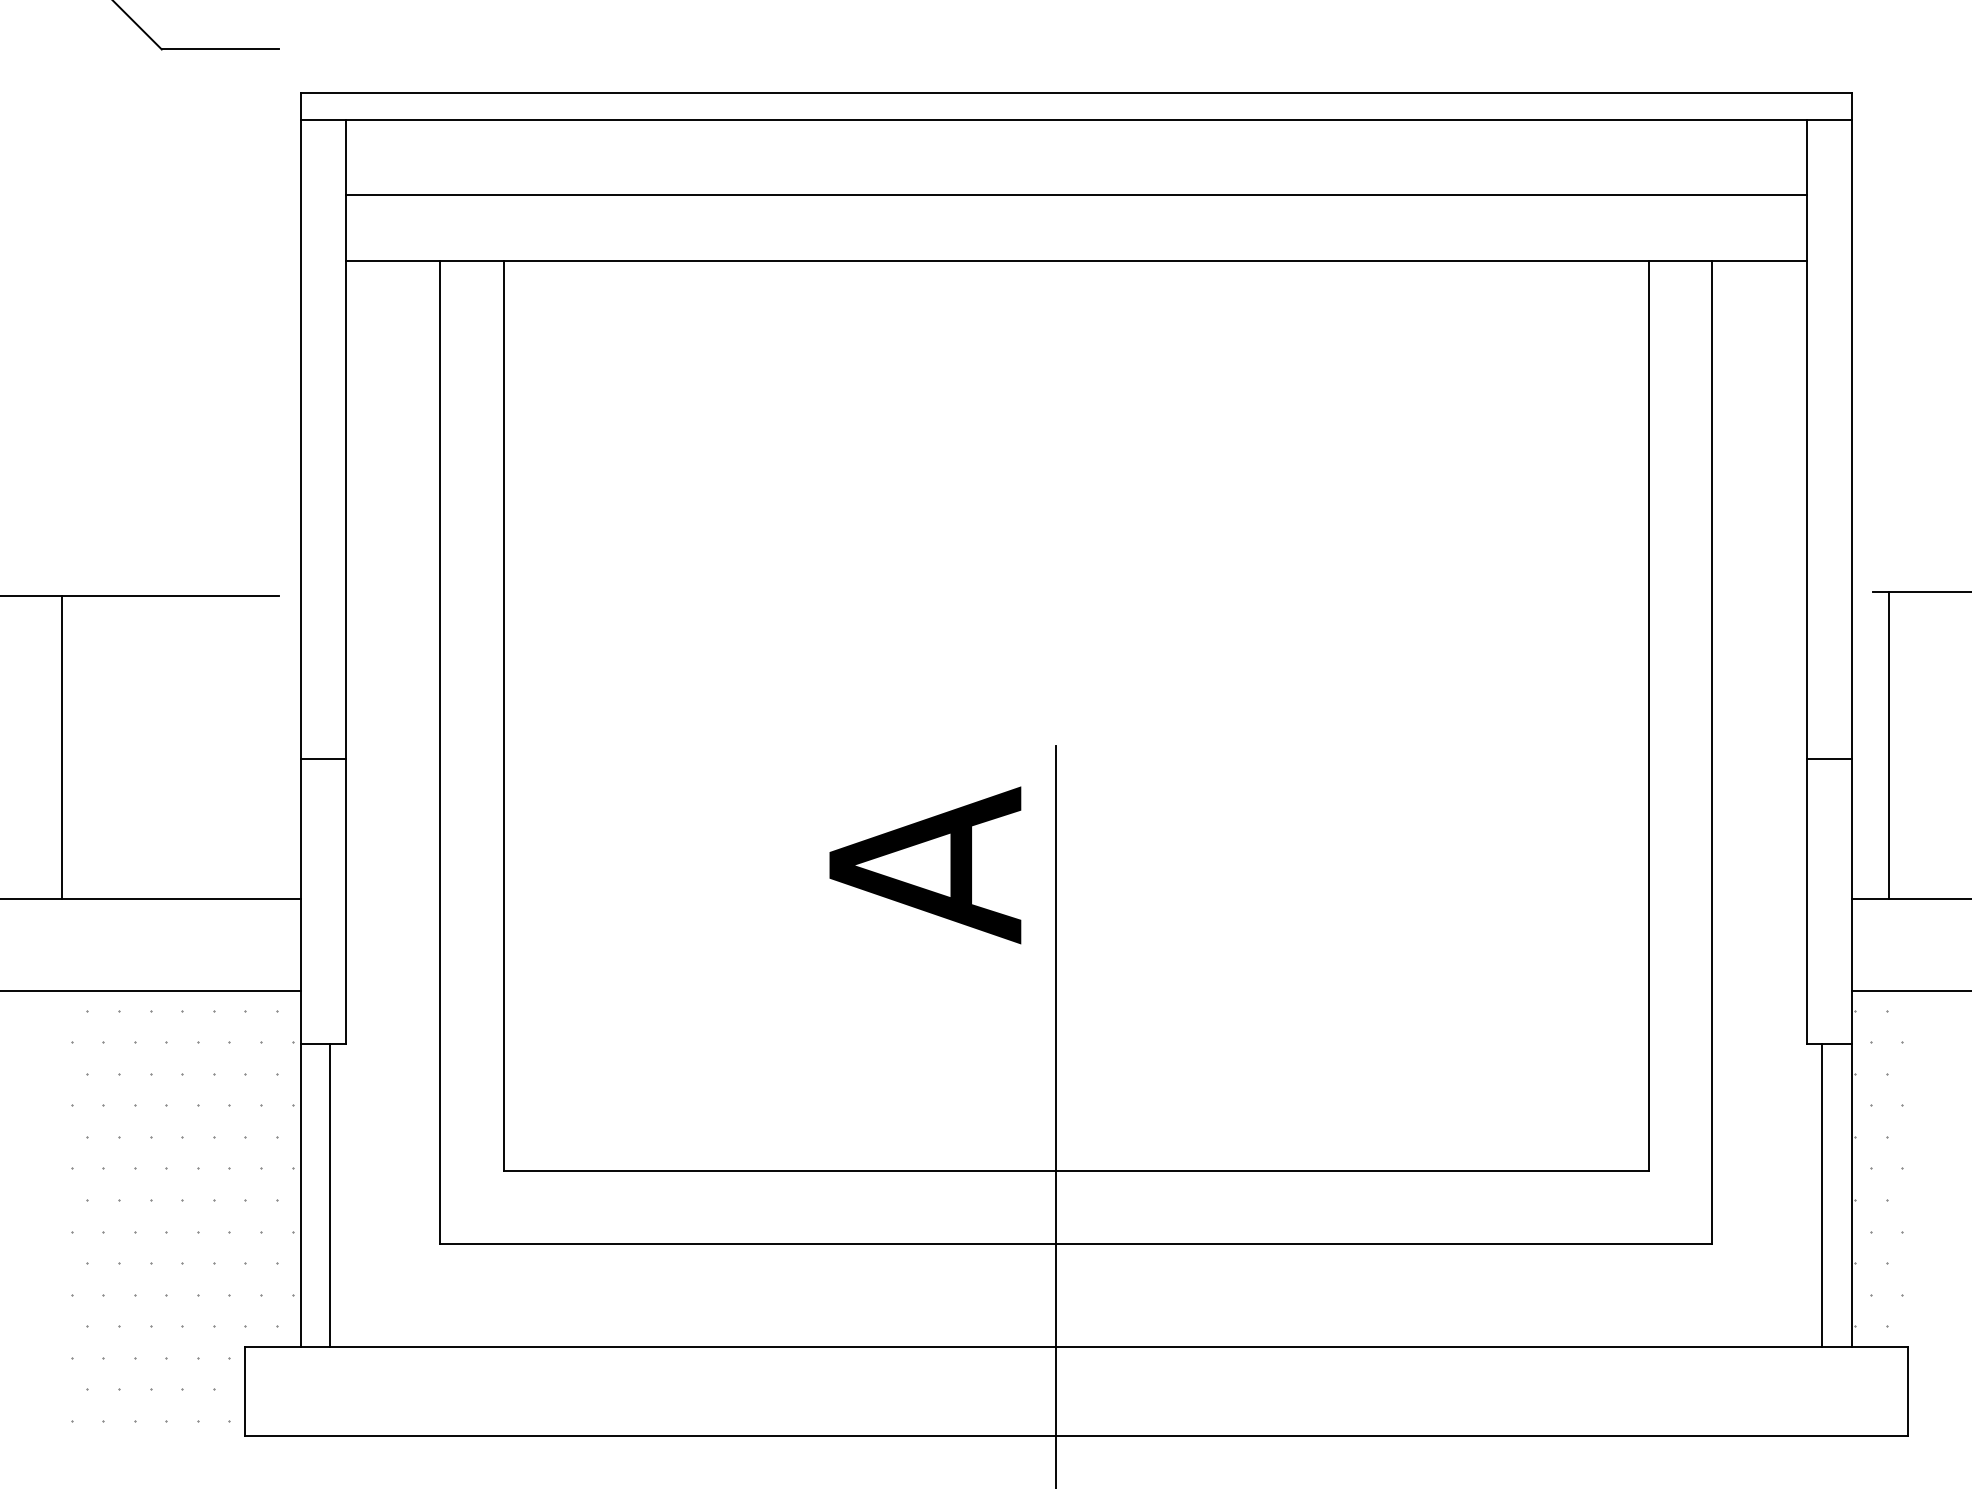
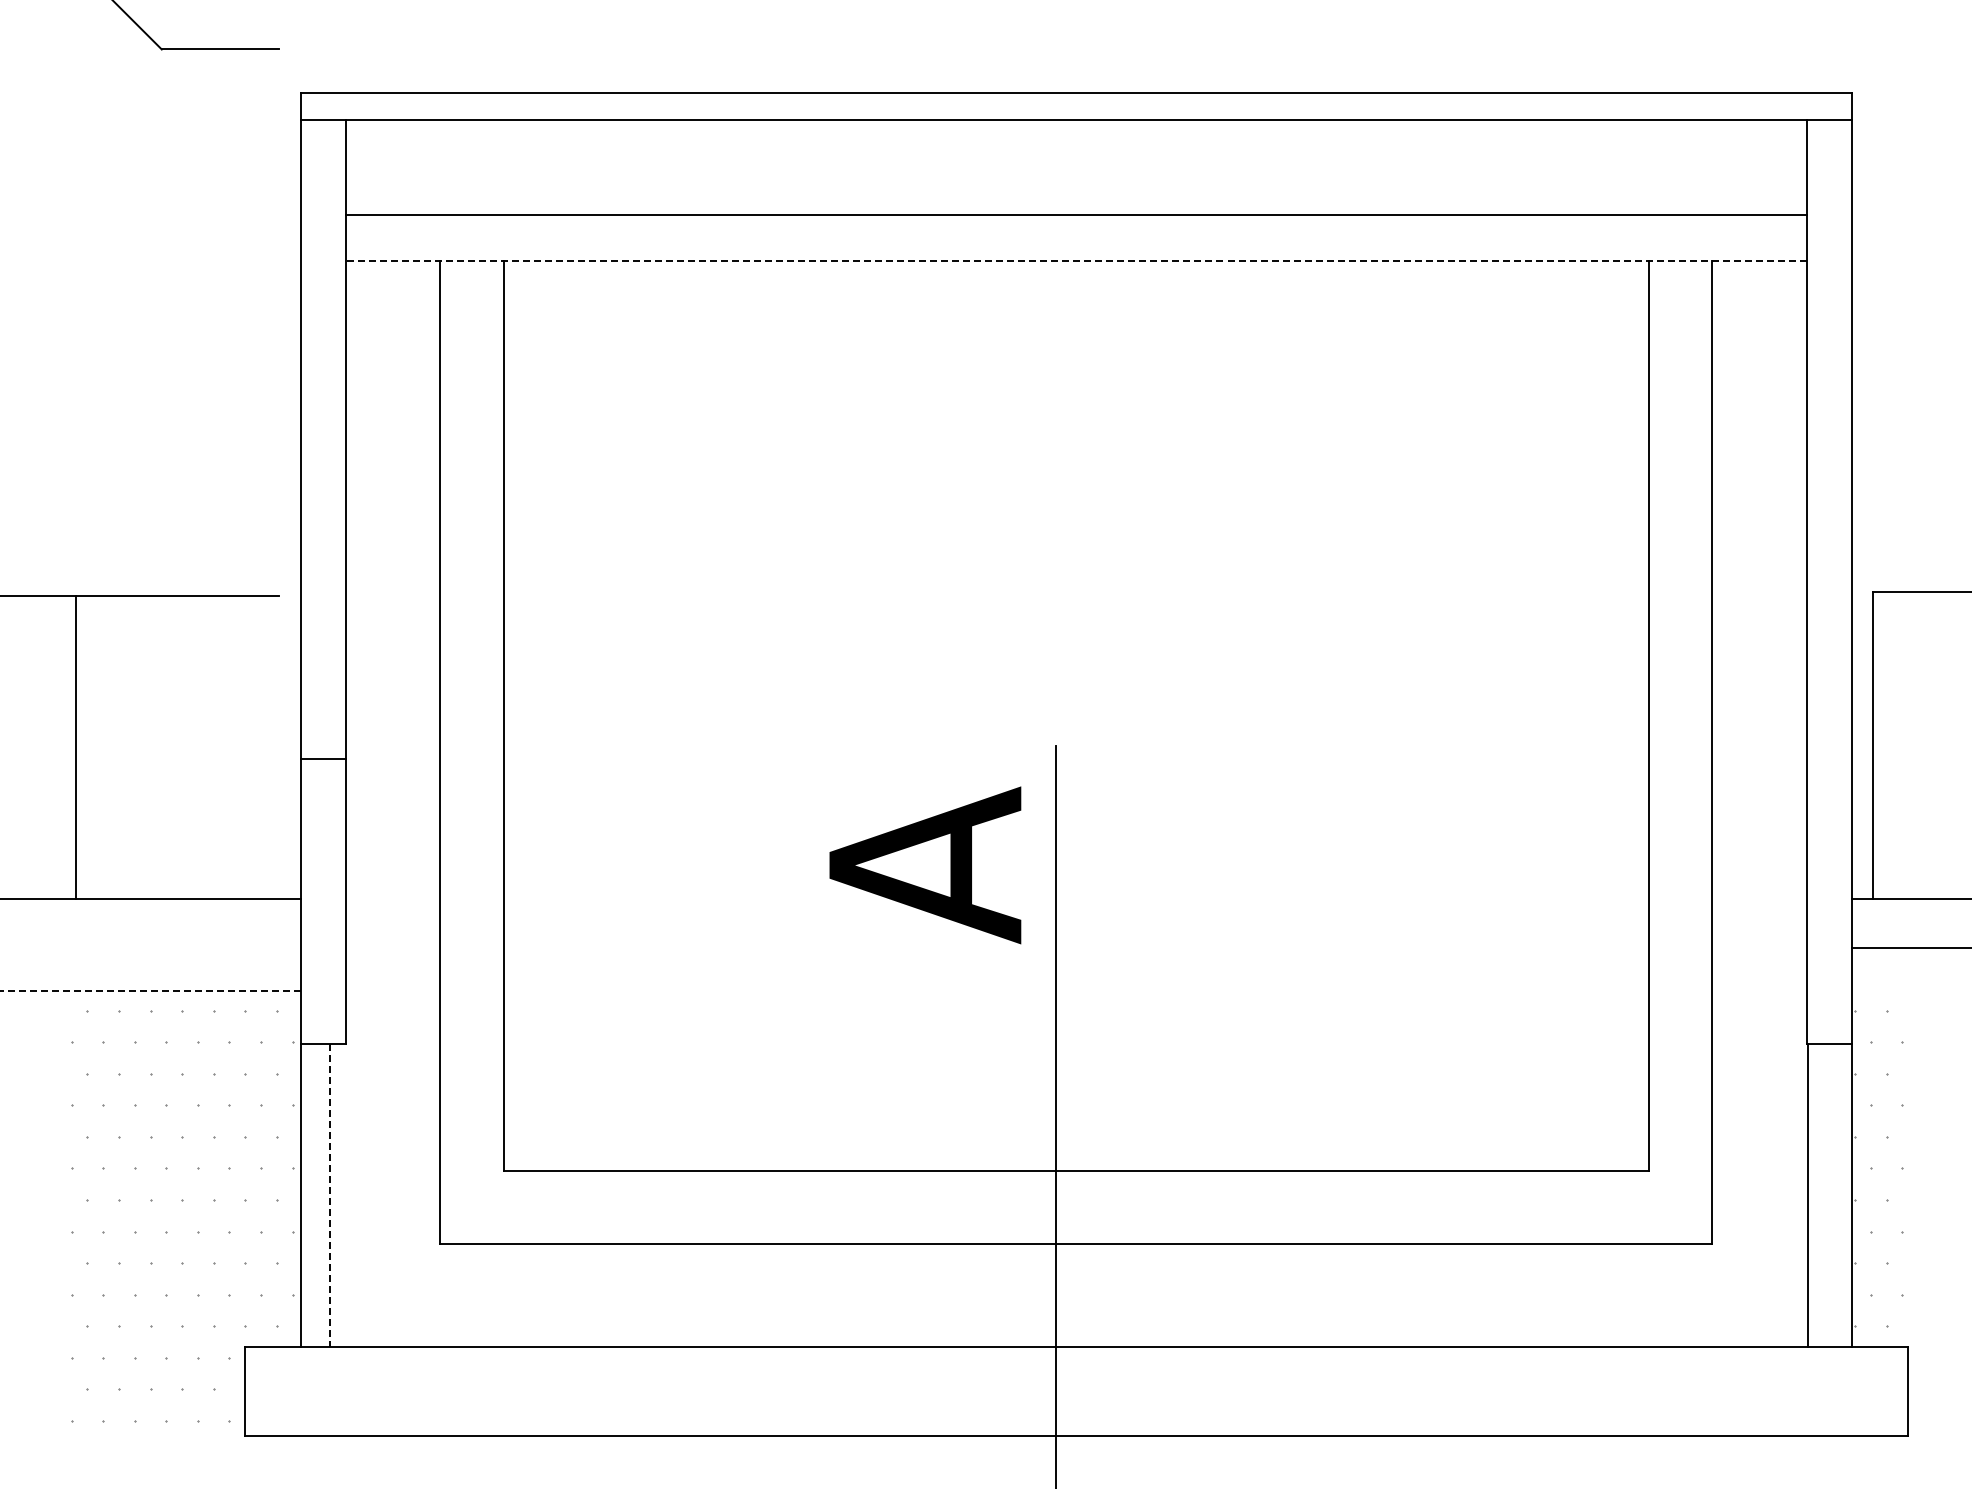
line position: (1075, 195) -> (1075, 215) (1075, 215)
line: solid -> dashed (1075, 260)
line position: (1888, 745) -> (1872, 745) (1872, 745)
line position: (62, 747) -> (76, 747) (76, 747)
line: present -> none (1828, 759)
line: solid -> dashed (150, 991)
line position: (1909, 991) -> (1909, 948) (1909, 948)
line position: (1822, 1194) -> (1808, 1194) (1808, 1194)
line: solid -> dashed (329, 1195)
